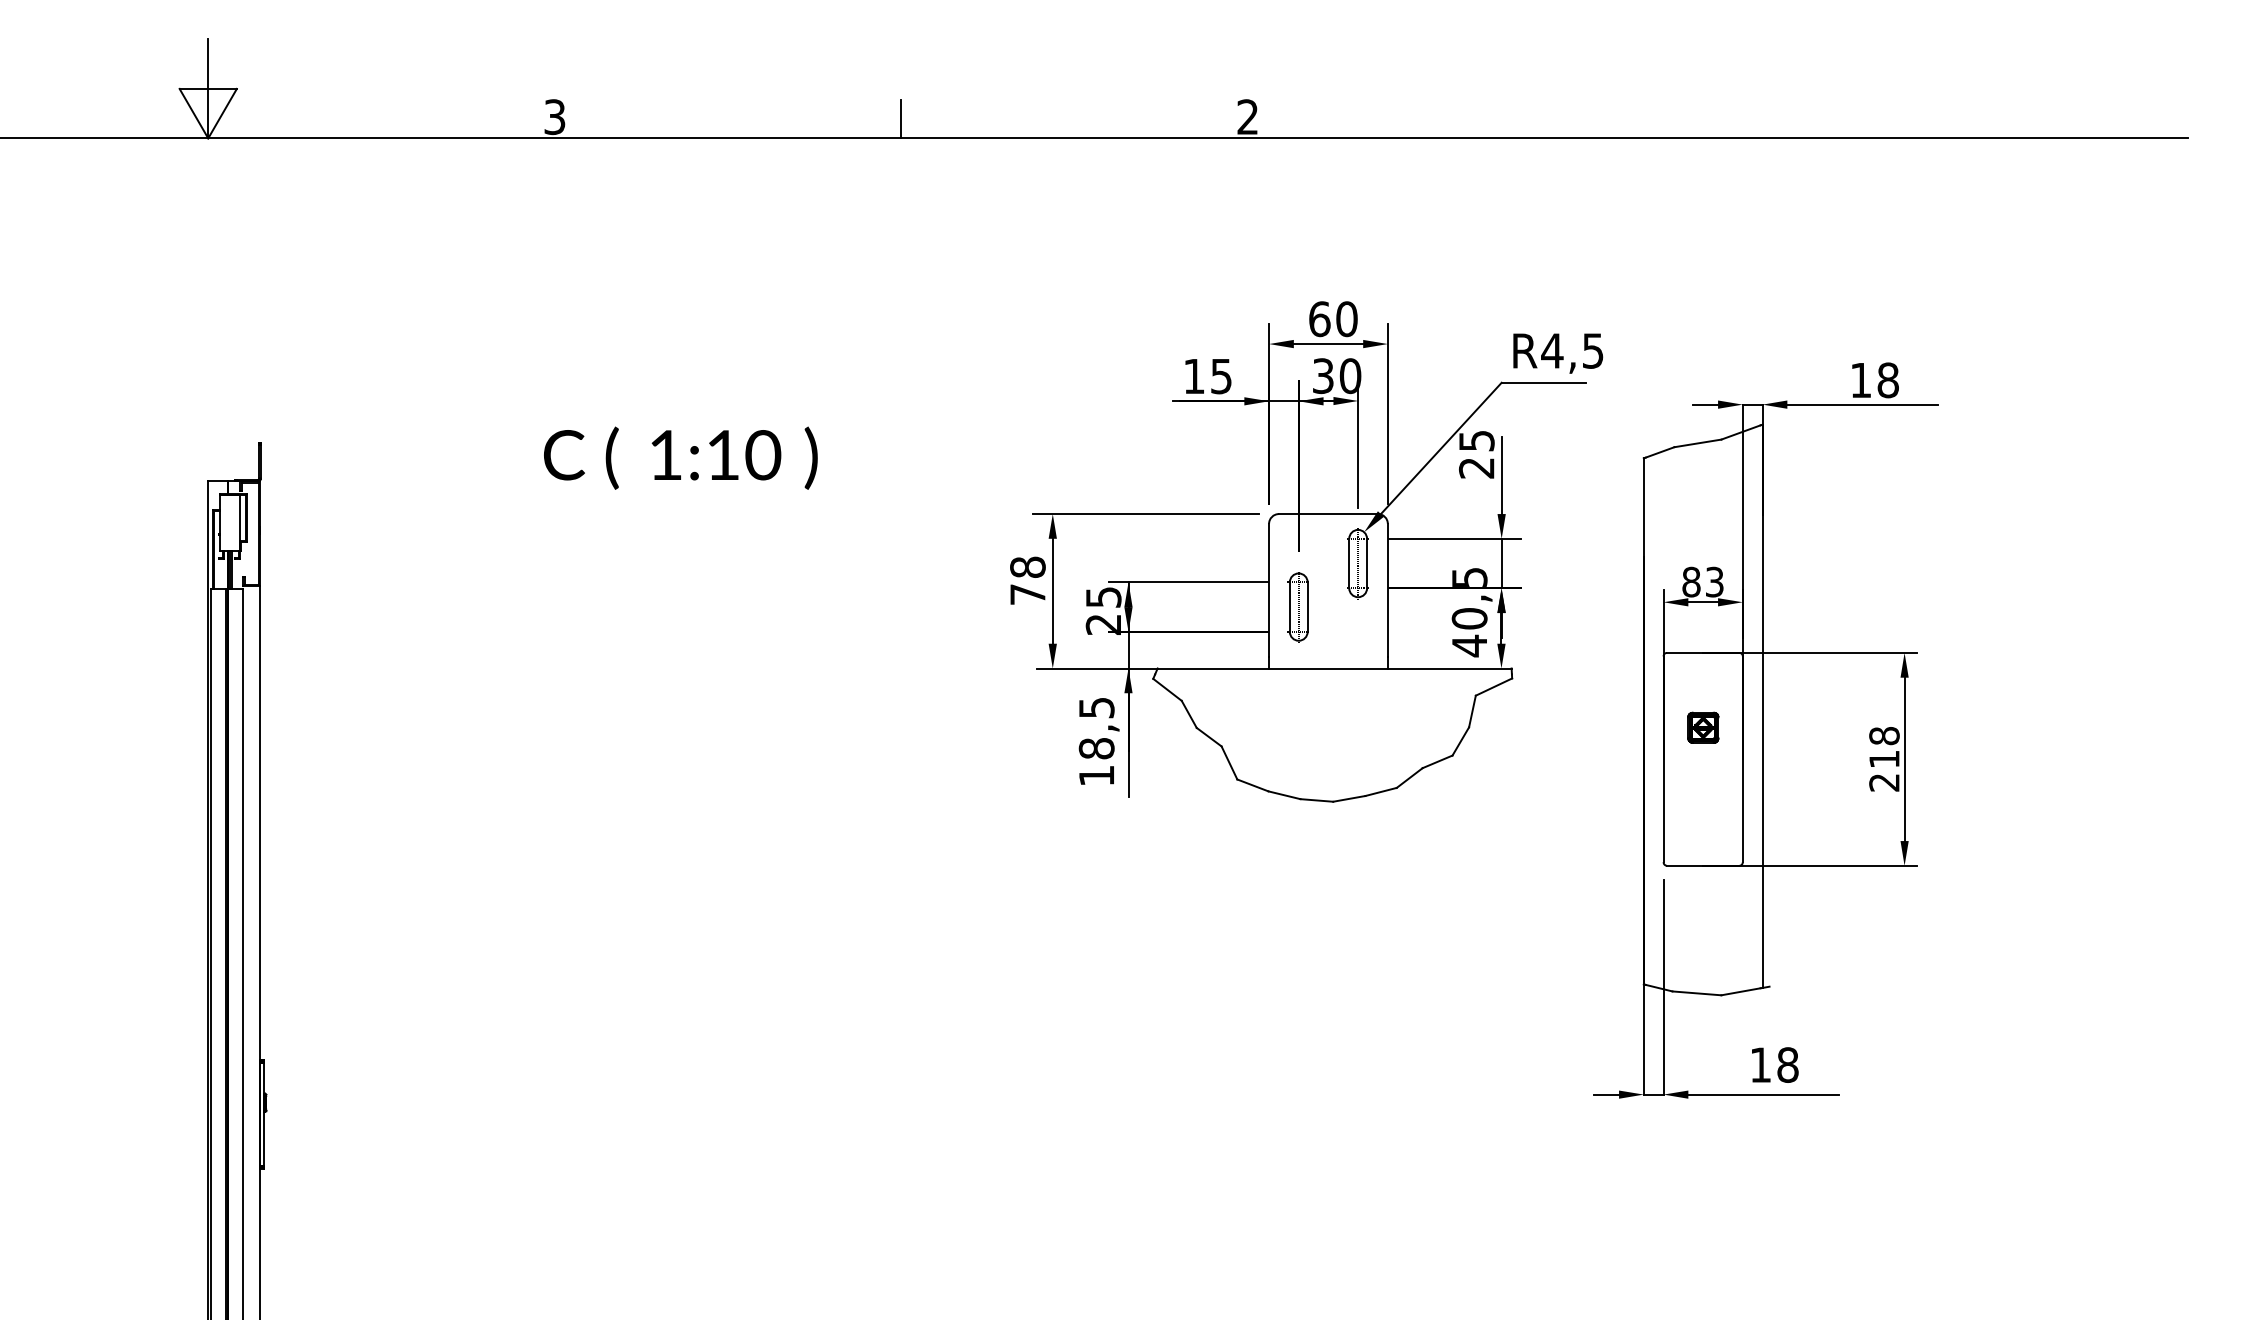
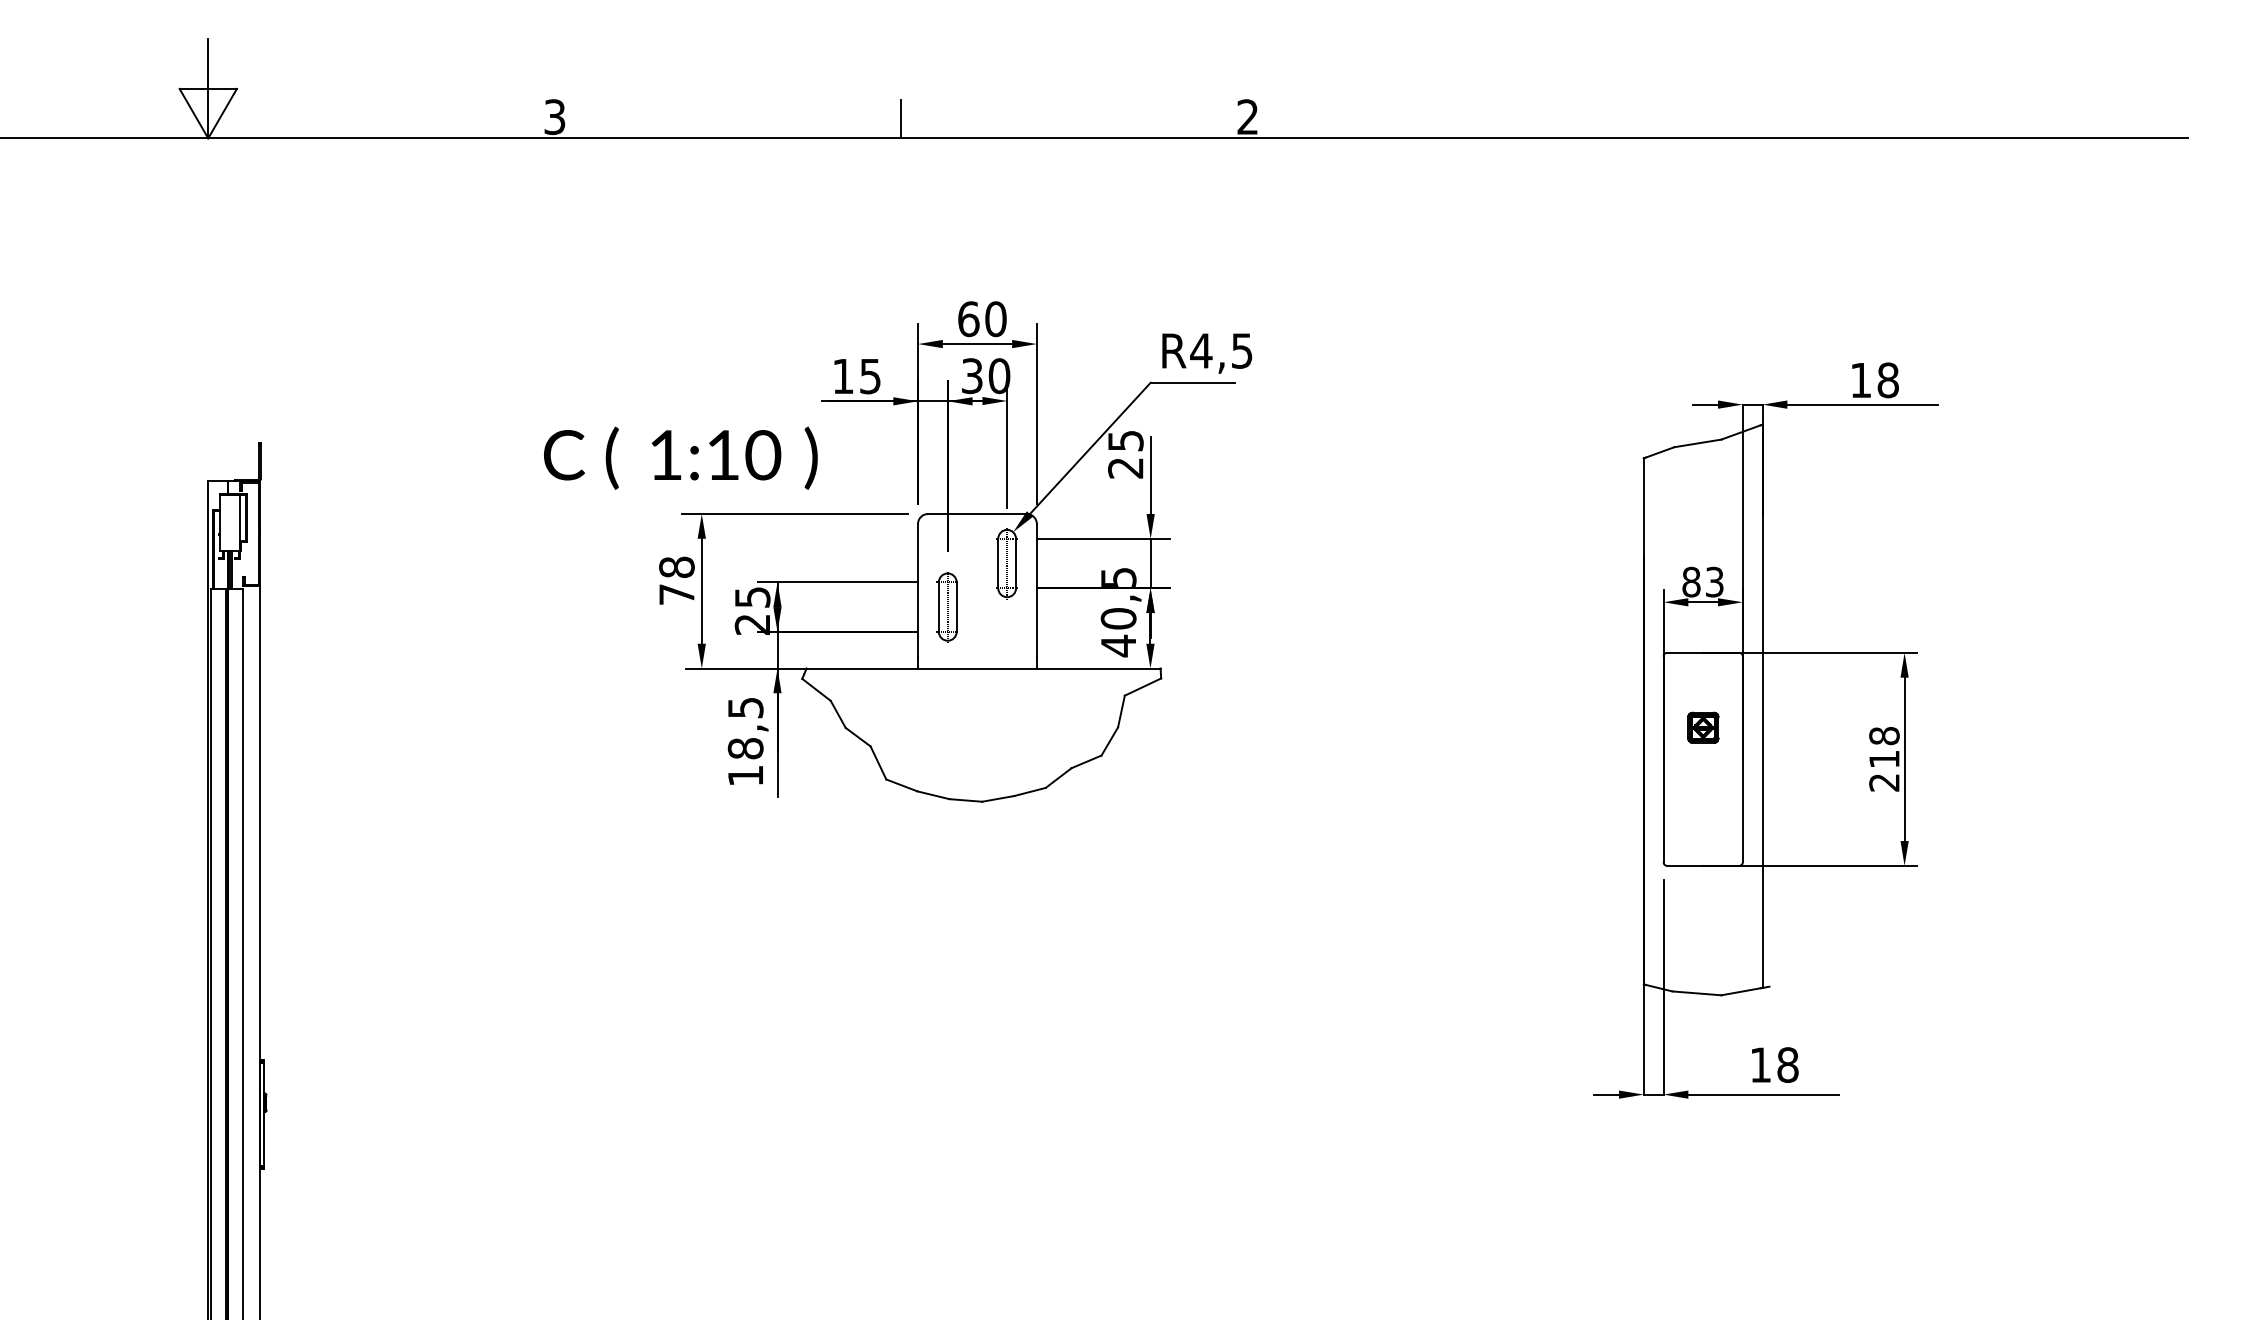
part position: (1306, 551) -> (955, 551) (955, 551)
